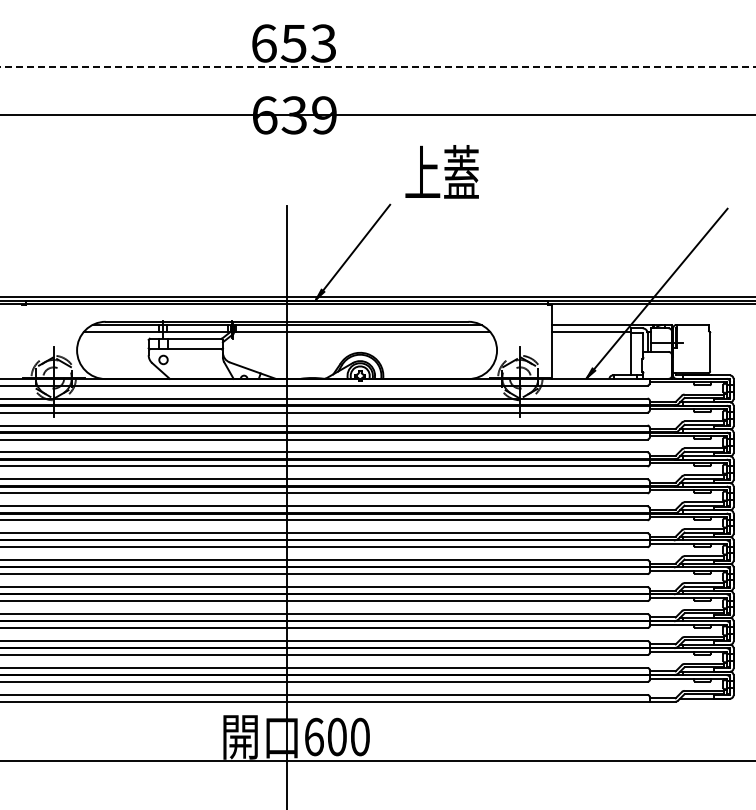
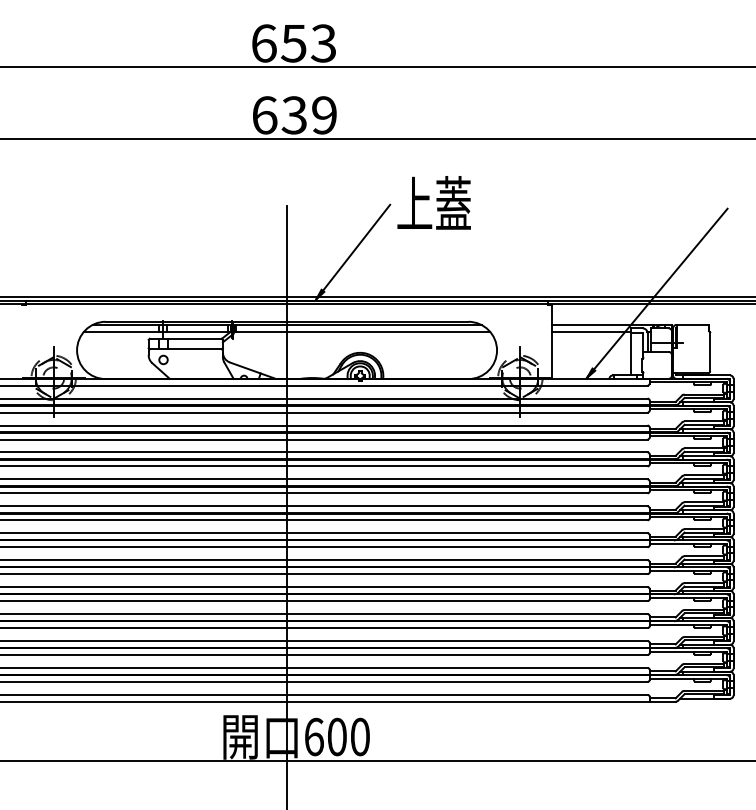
line: dashed -> solid (378, 67)
line position: (377, 115) -> (377, 139) (377, 139)
text position: (441, 171) -> (433, 202) (433, 202)
